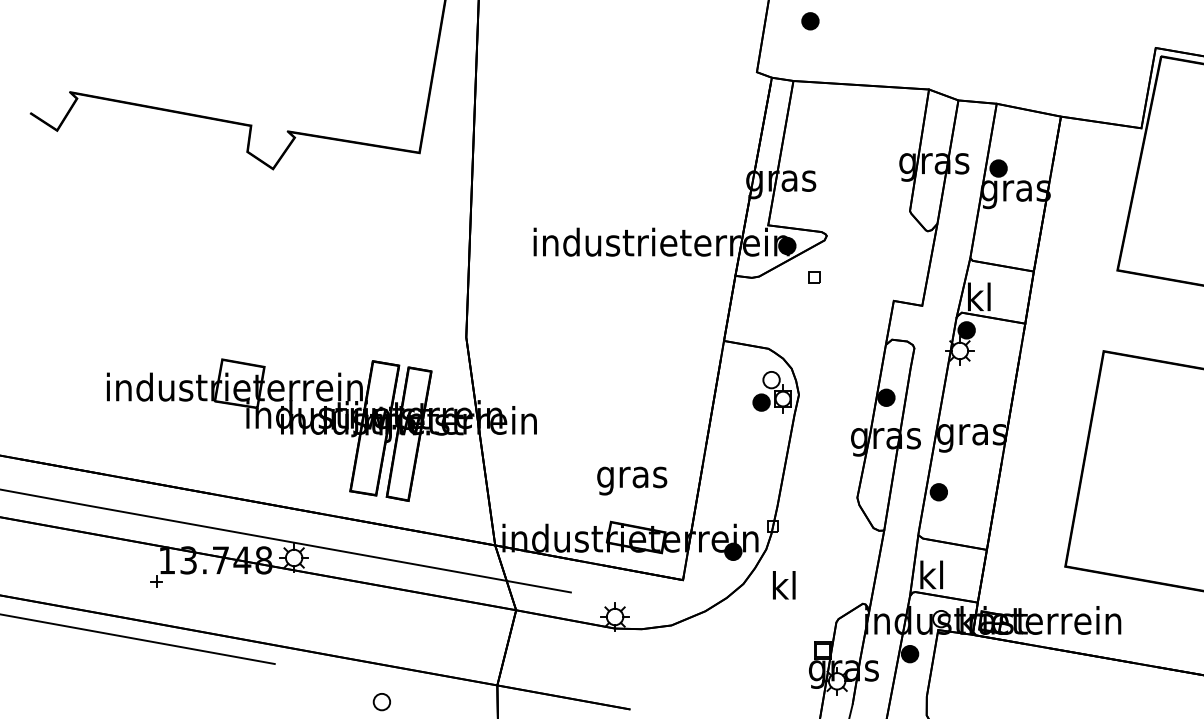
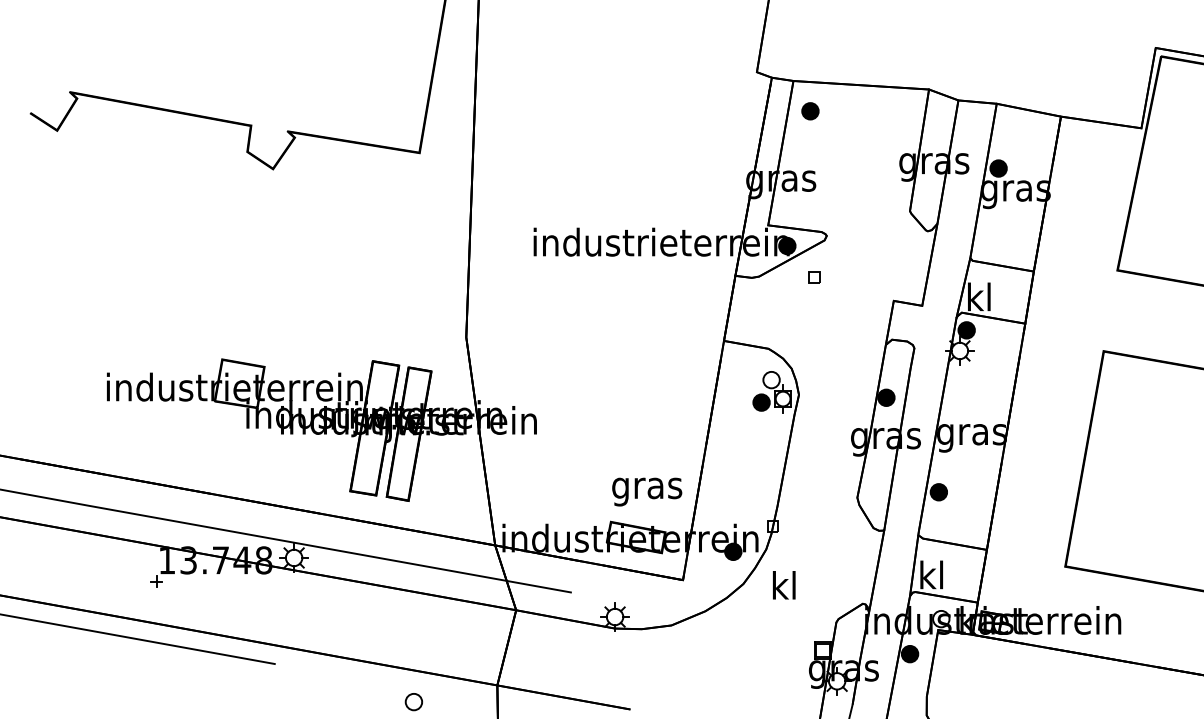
part position: (810, 21) -> (810, 111) (810, 111)
text position: (632, 480) -> (647, 491) (647, 491)
part position: (381, 702) -> (413, 702) (413, 702)
